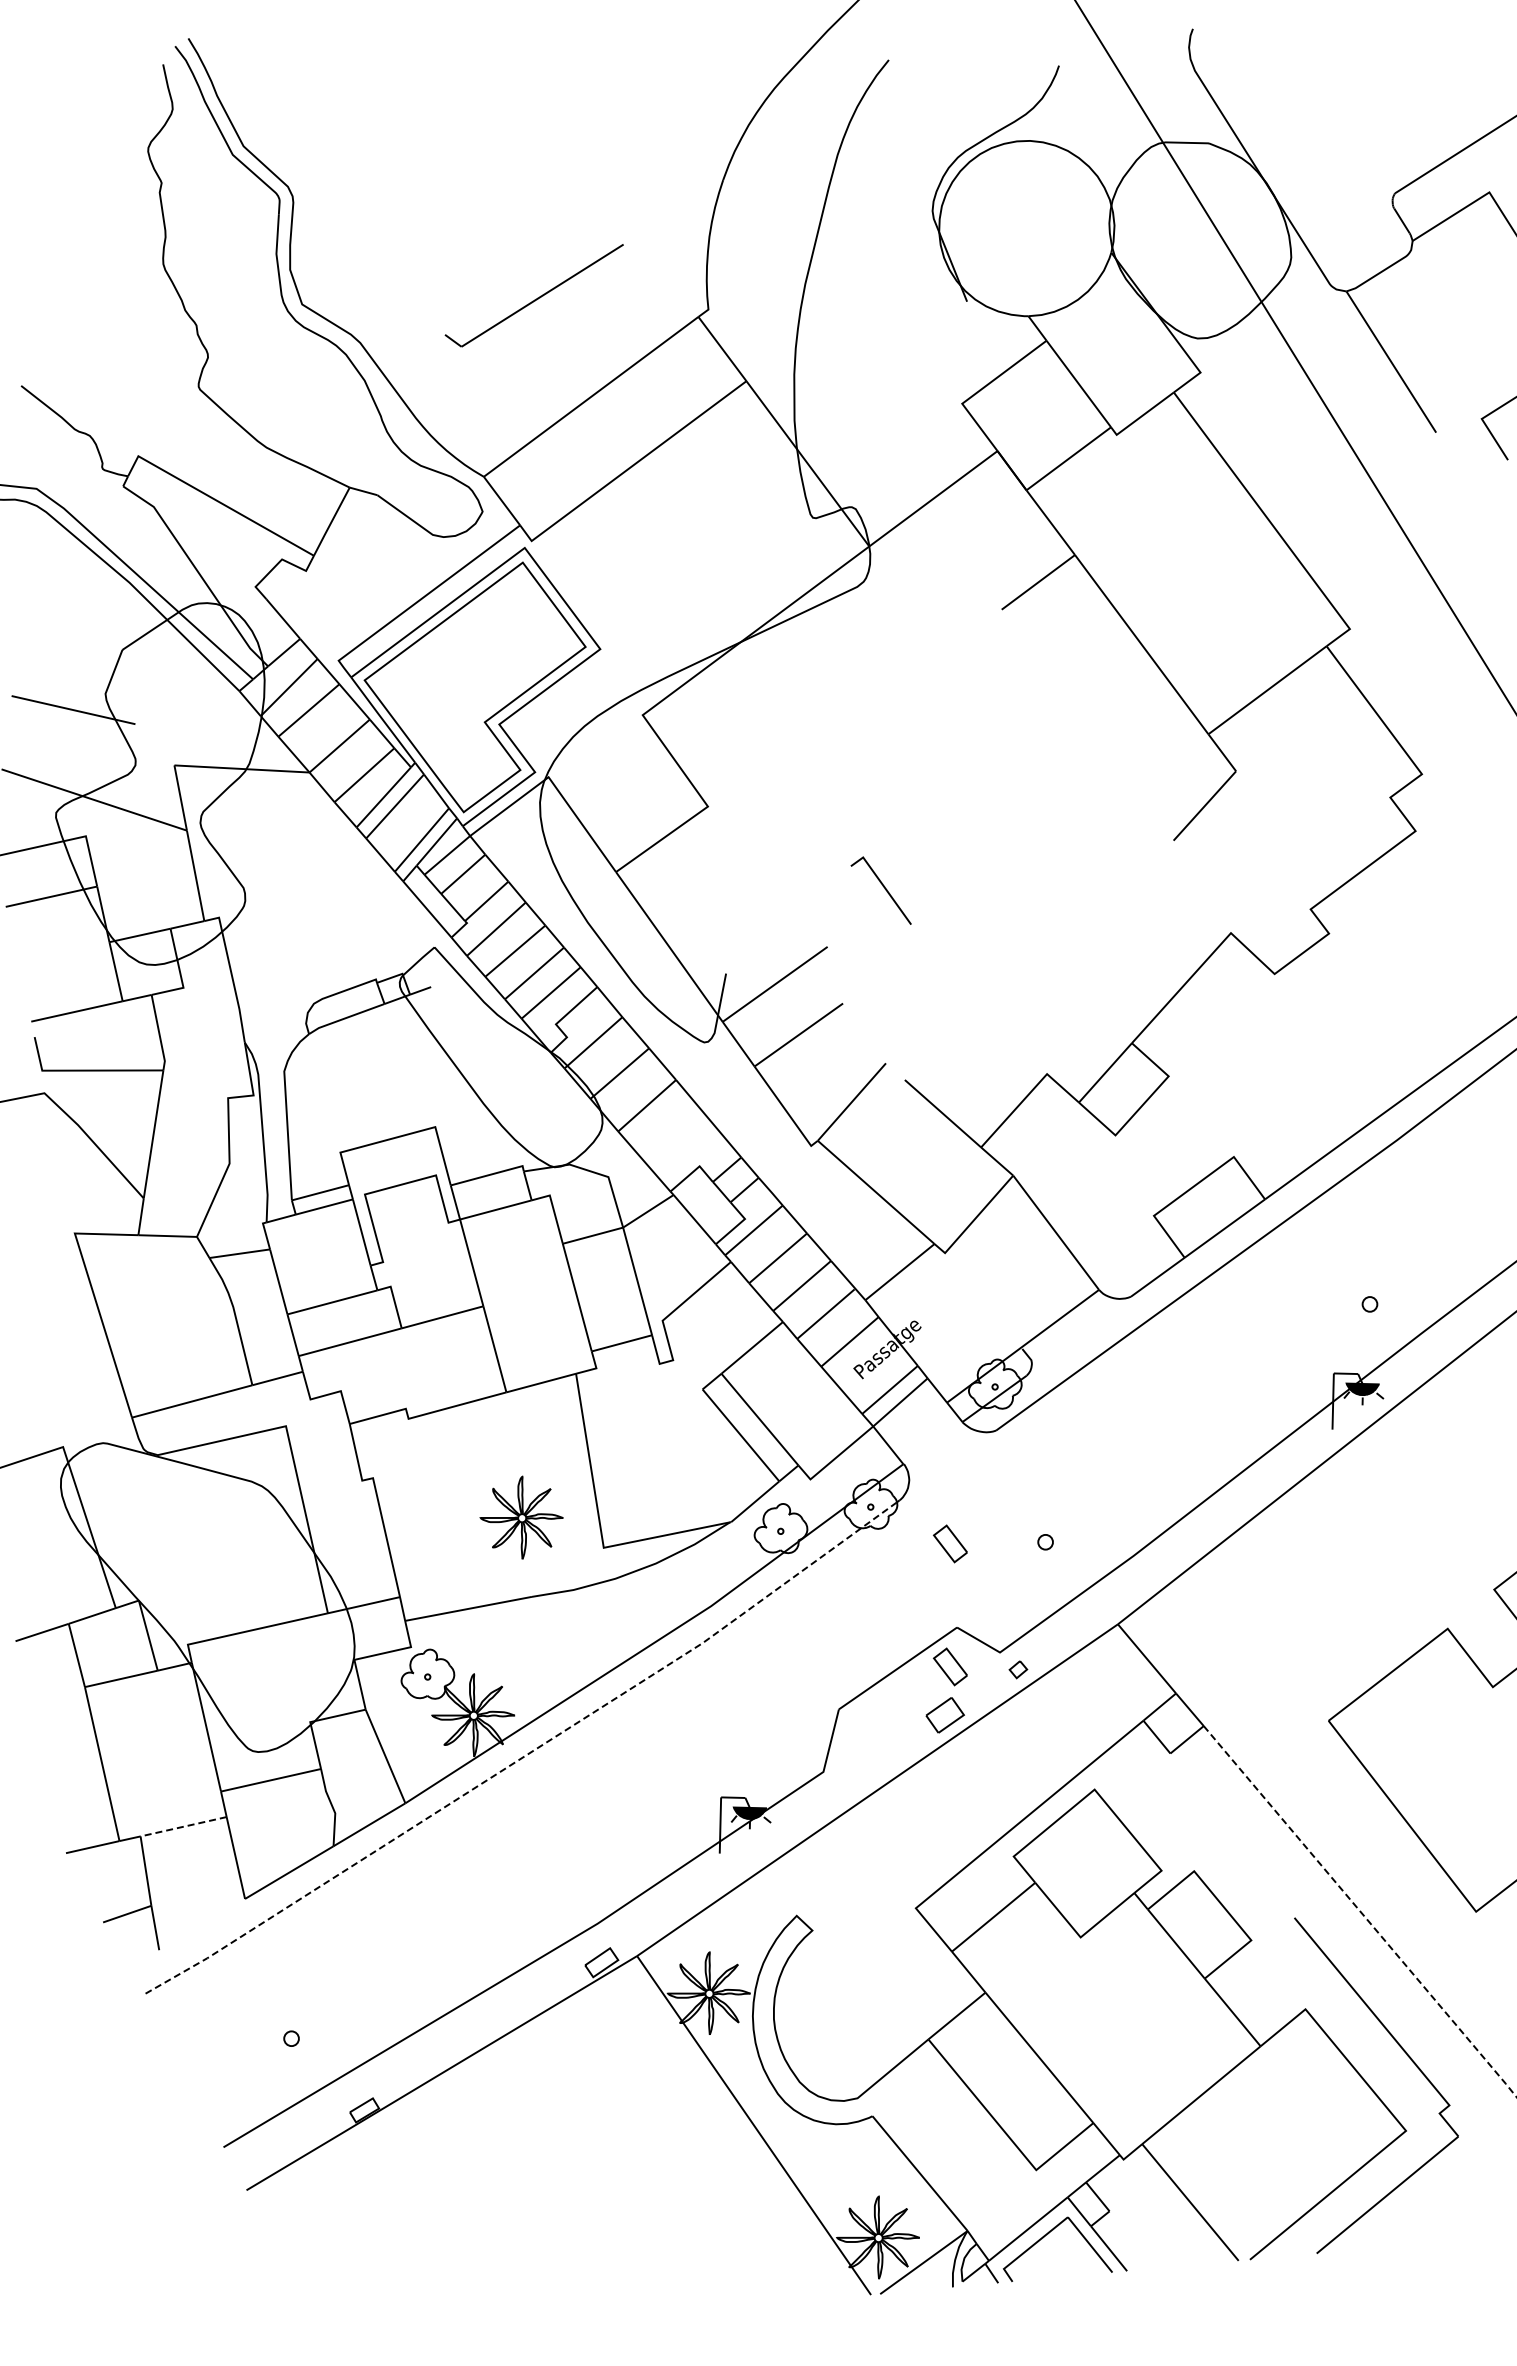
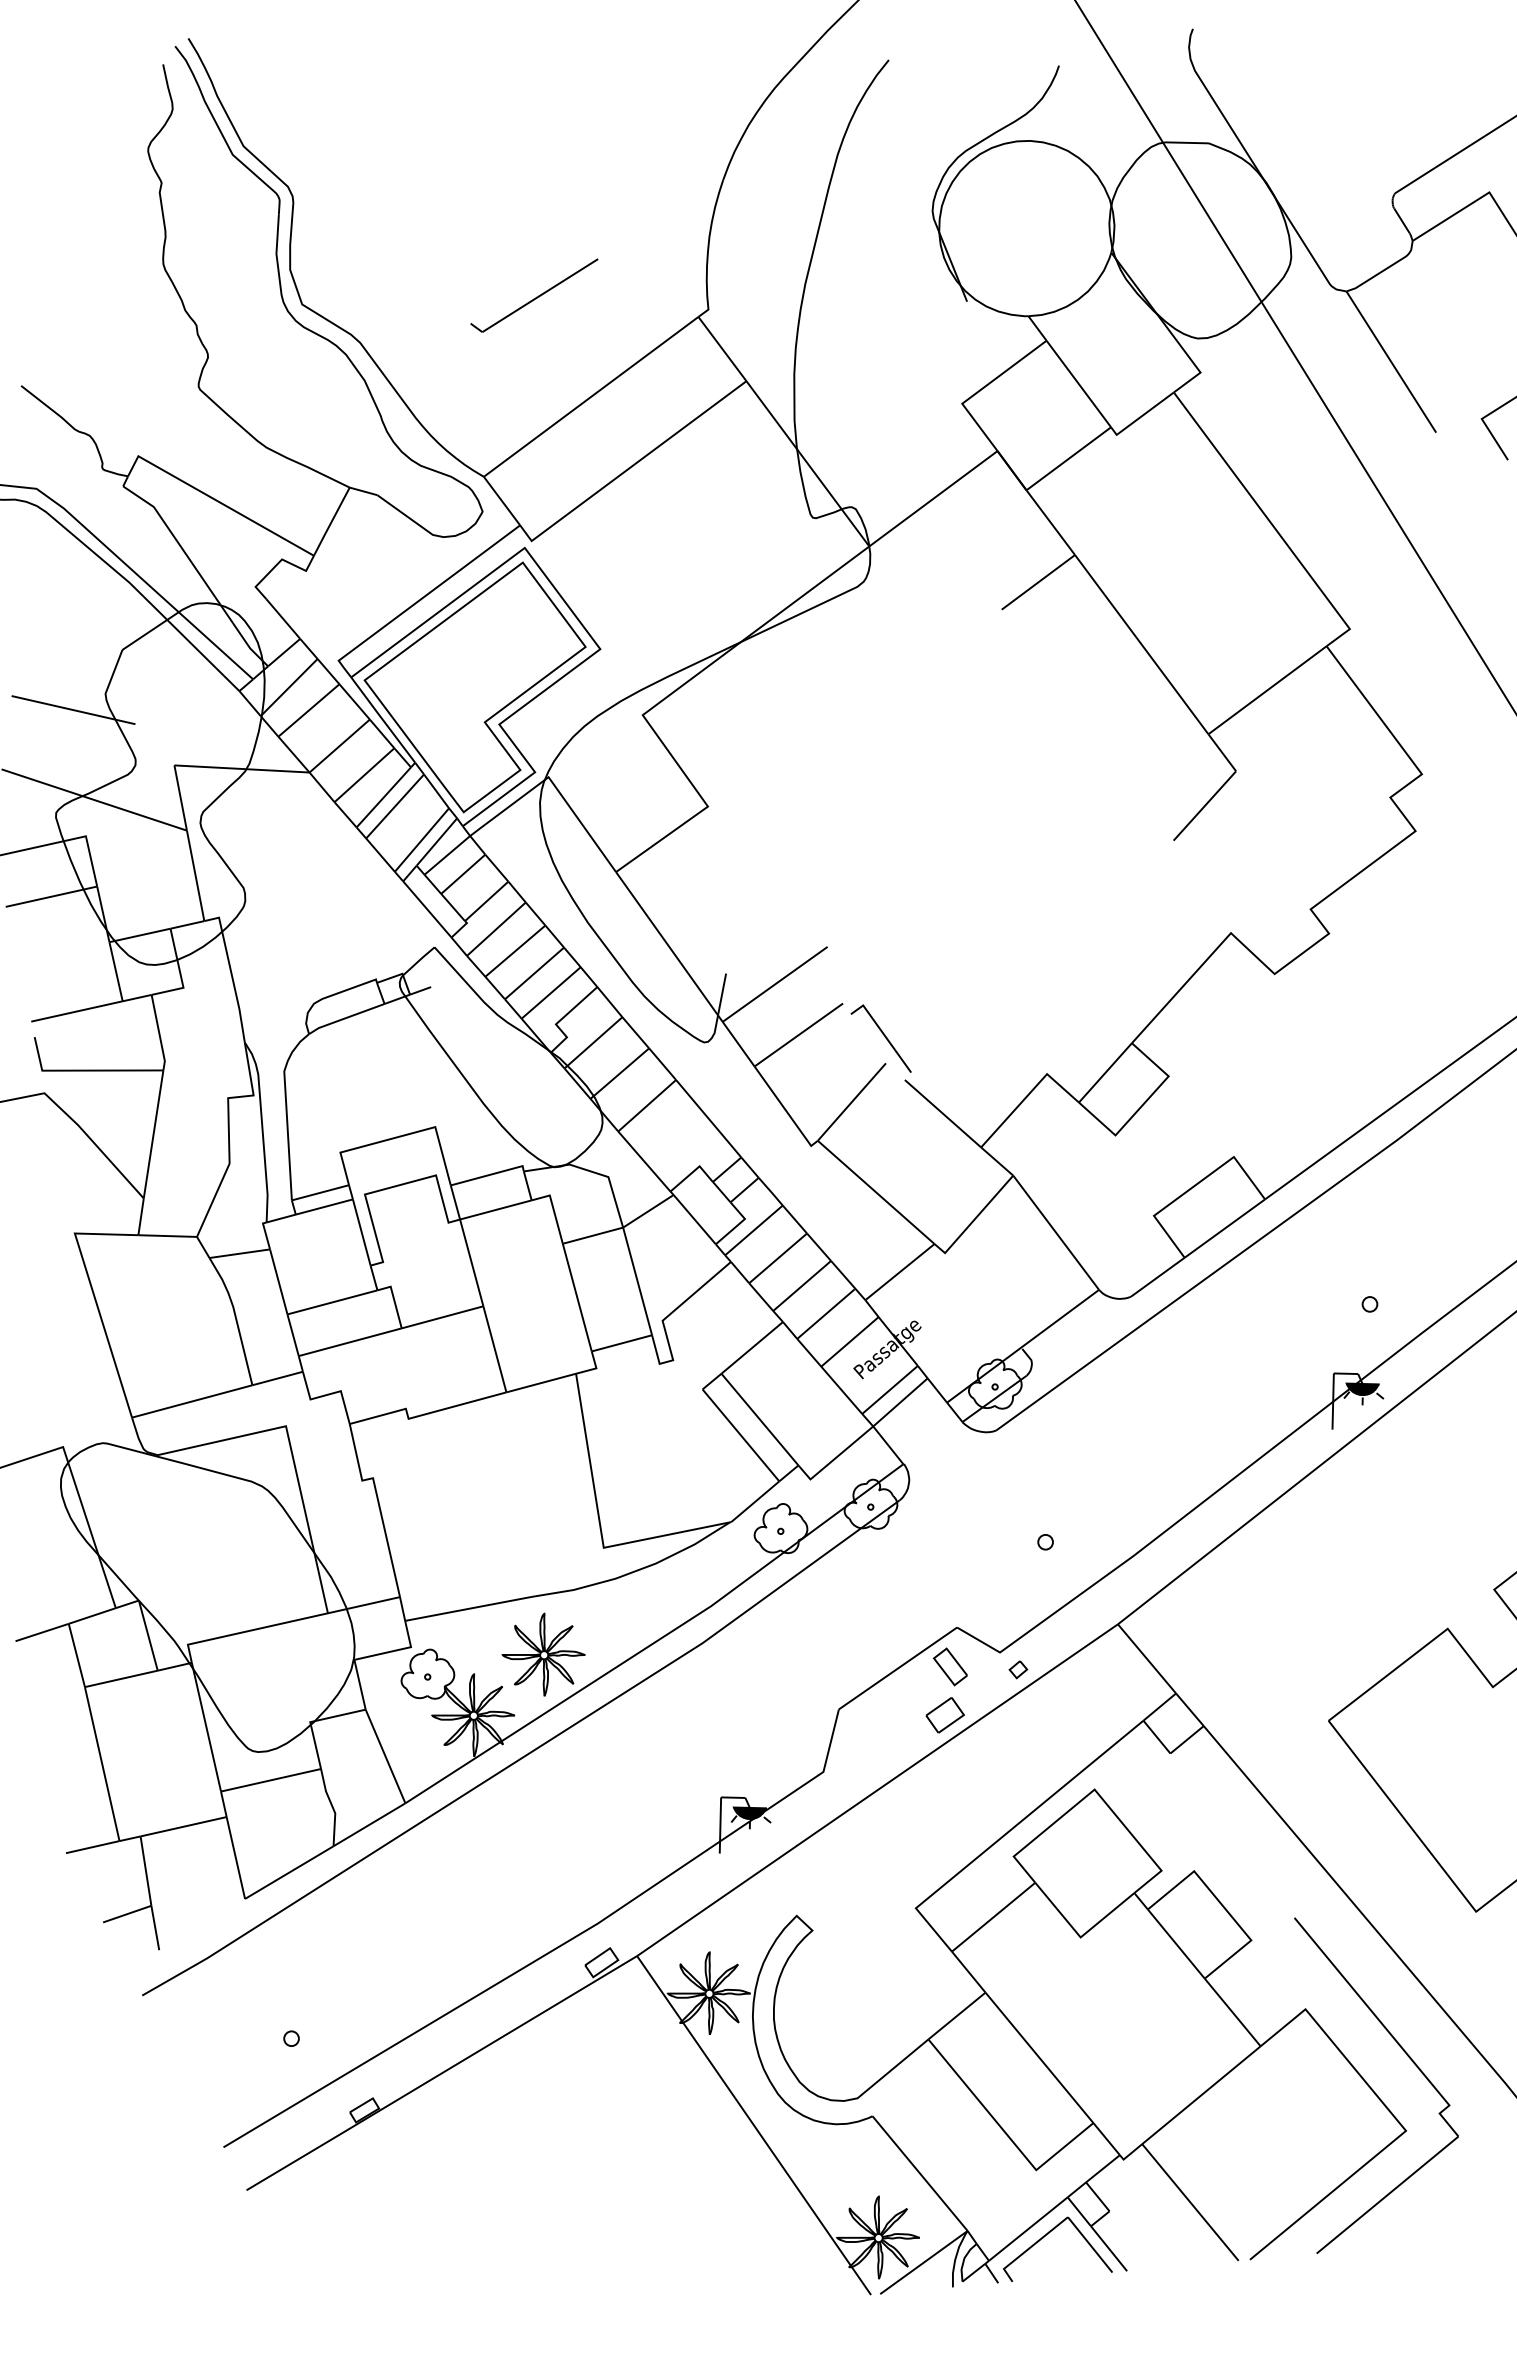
part size: 180x104 px -> 129x75 px (534, 295)
line position: (884, 889) -> (884, 1037) (884, 1037)
part position: (521, 1517) -> (543, 1654) (543, 1654)
part: present -> none (949, 1543)
line: dashed -> solid (524, 1756)
line: dashed -> solid (183, 1826)
line: dashed -> solid (1360, 1912)
